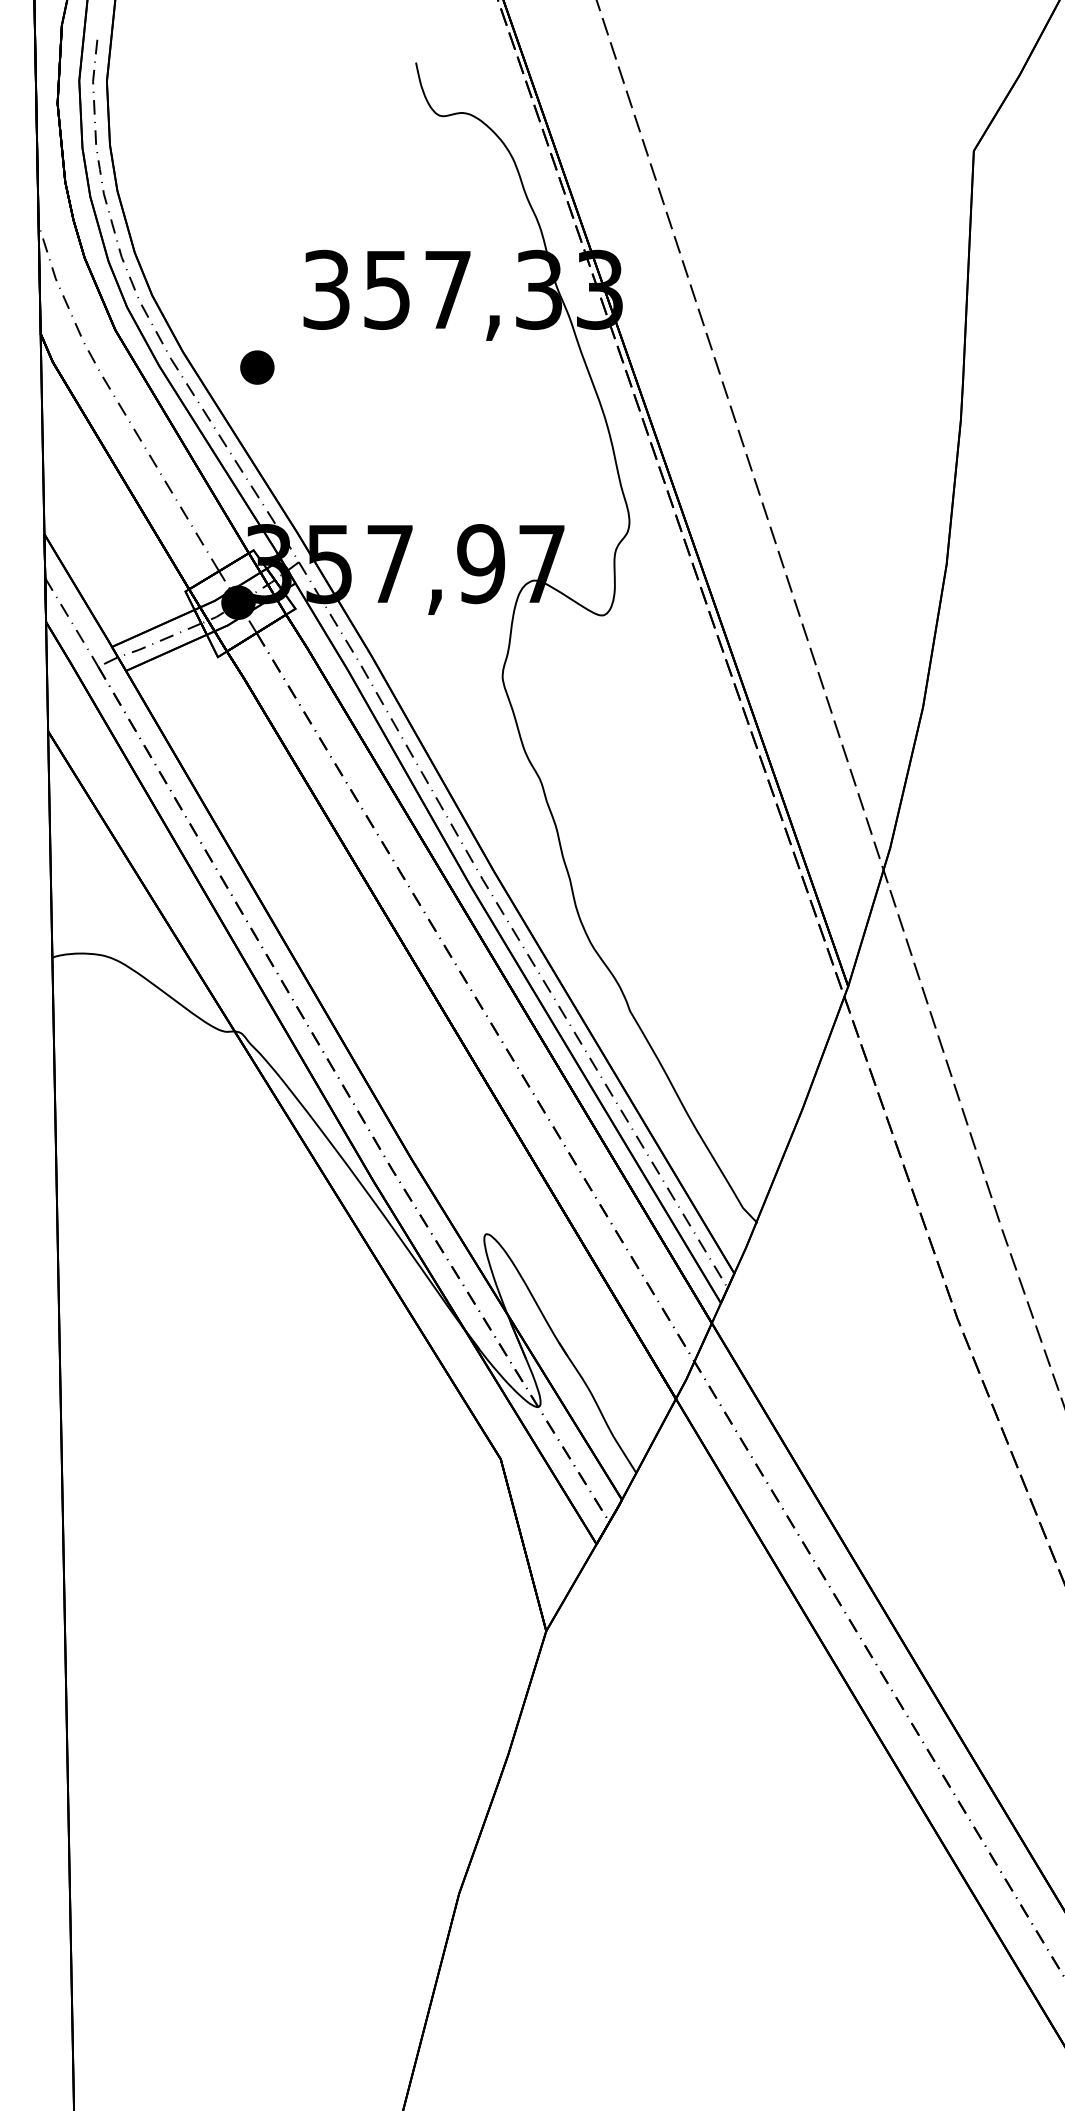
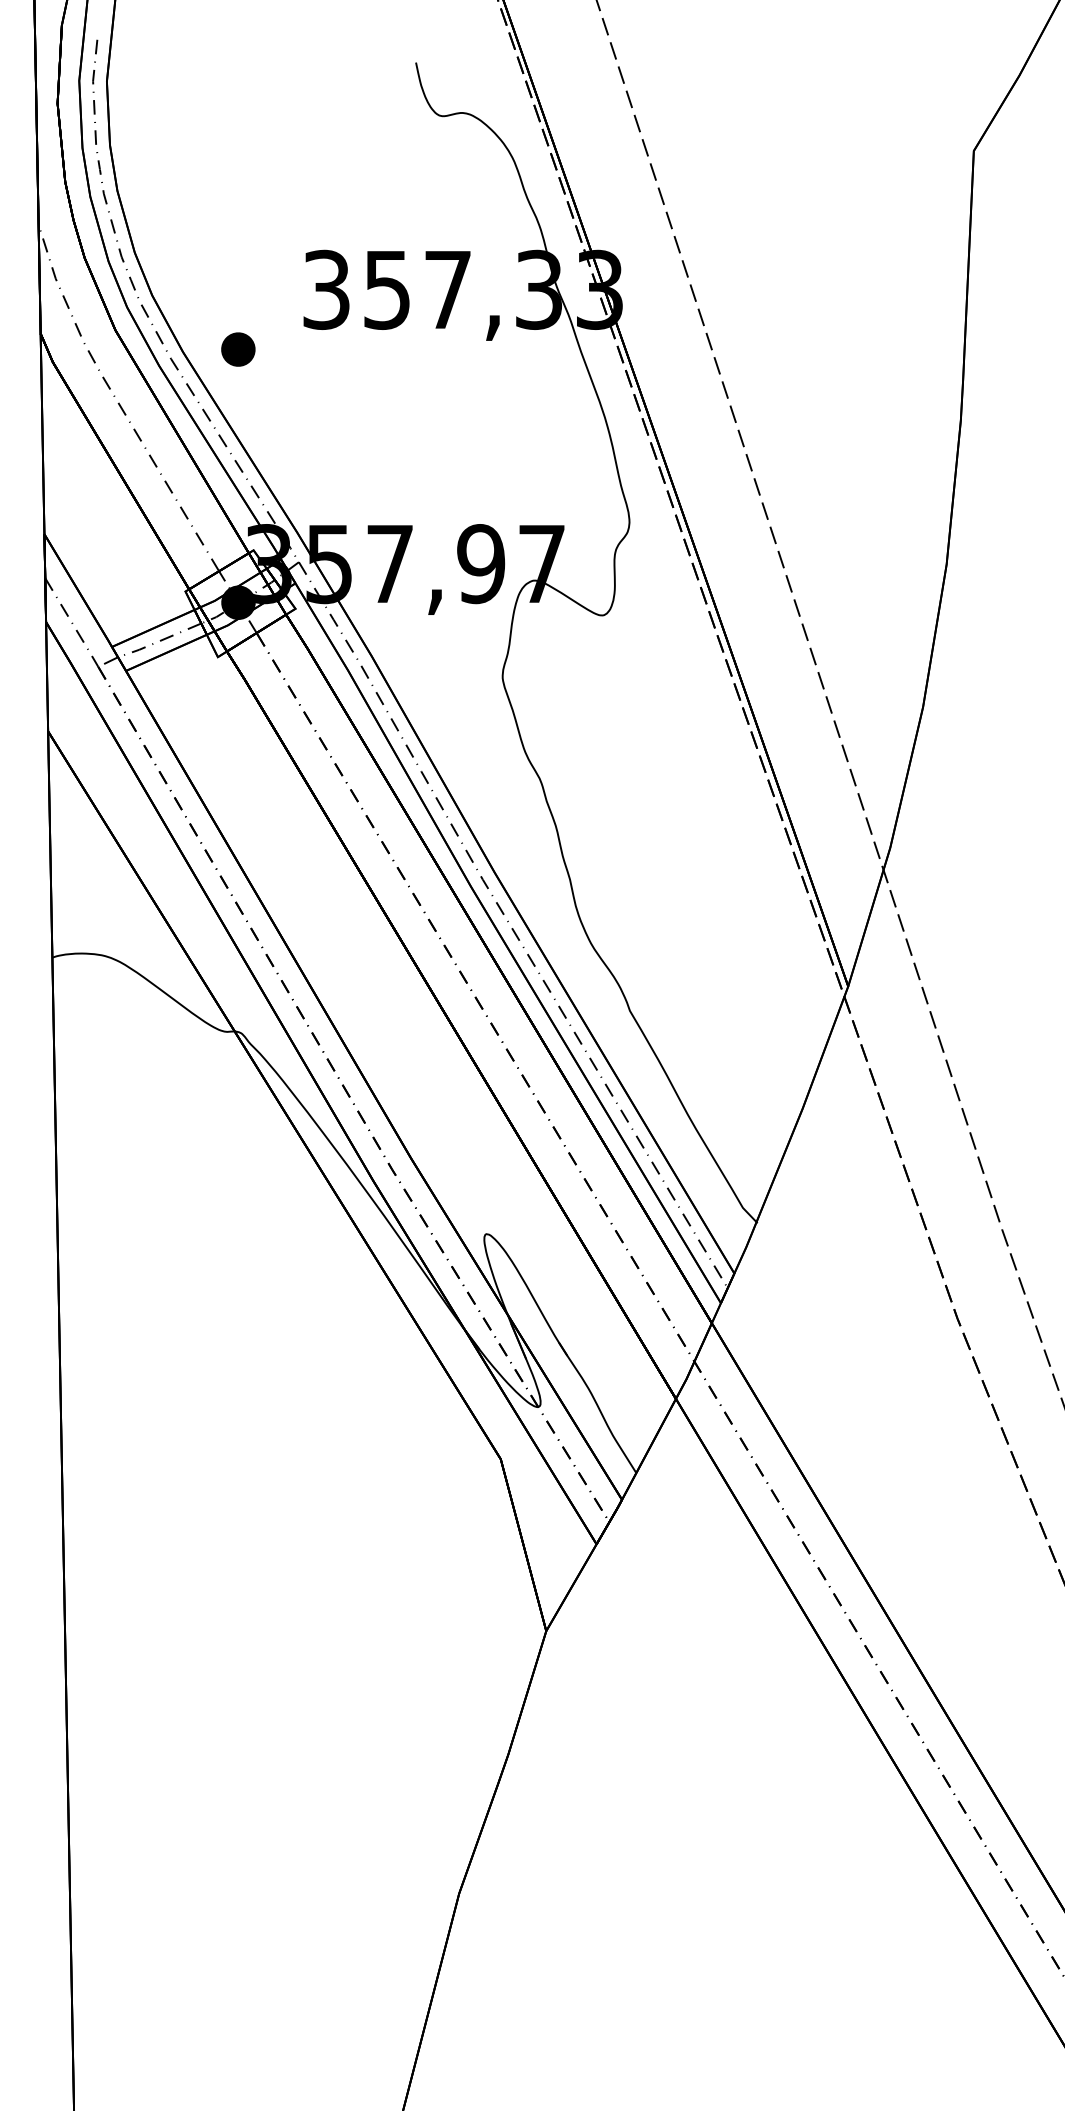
part position: (257, 367) -> (238, 349) (238, 349)
